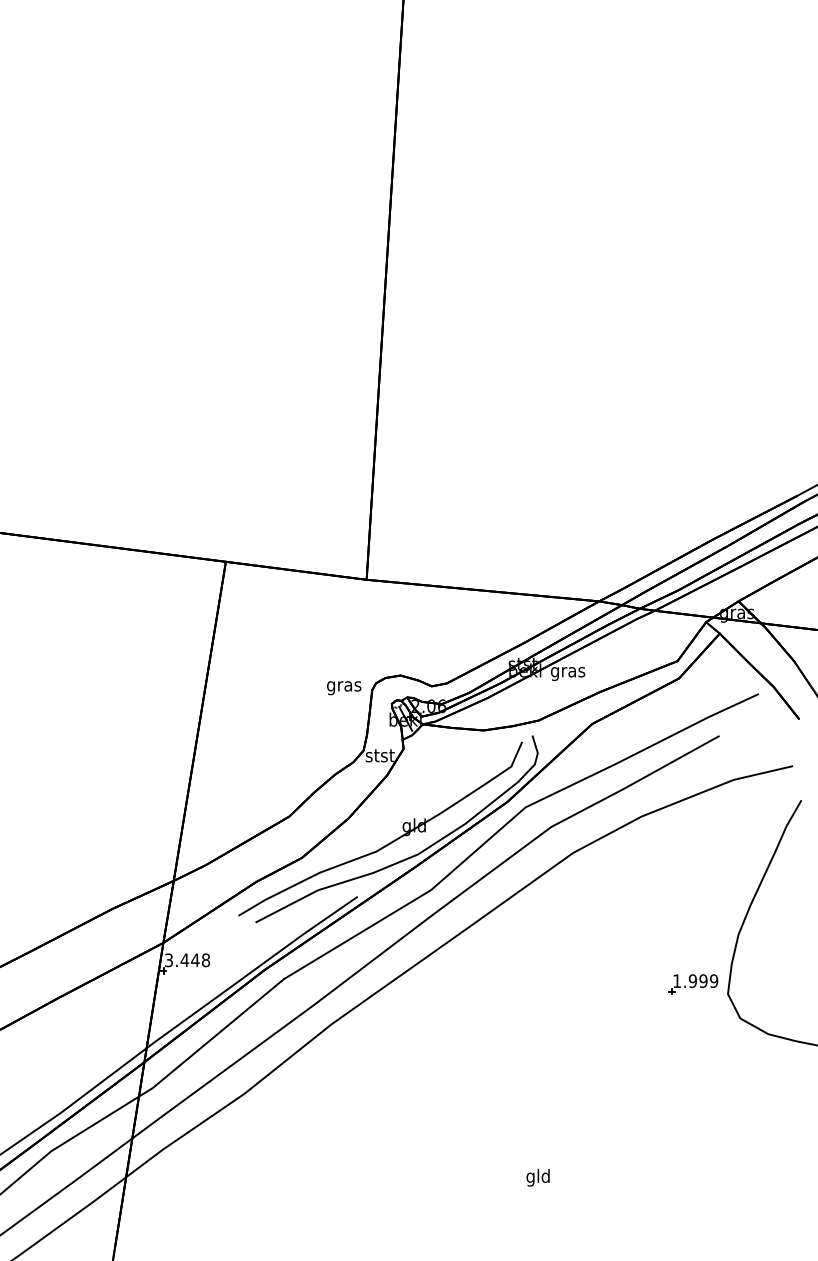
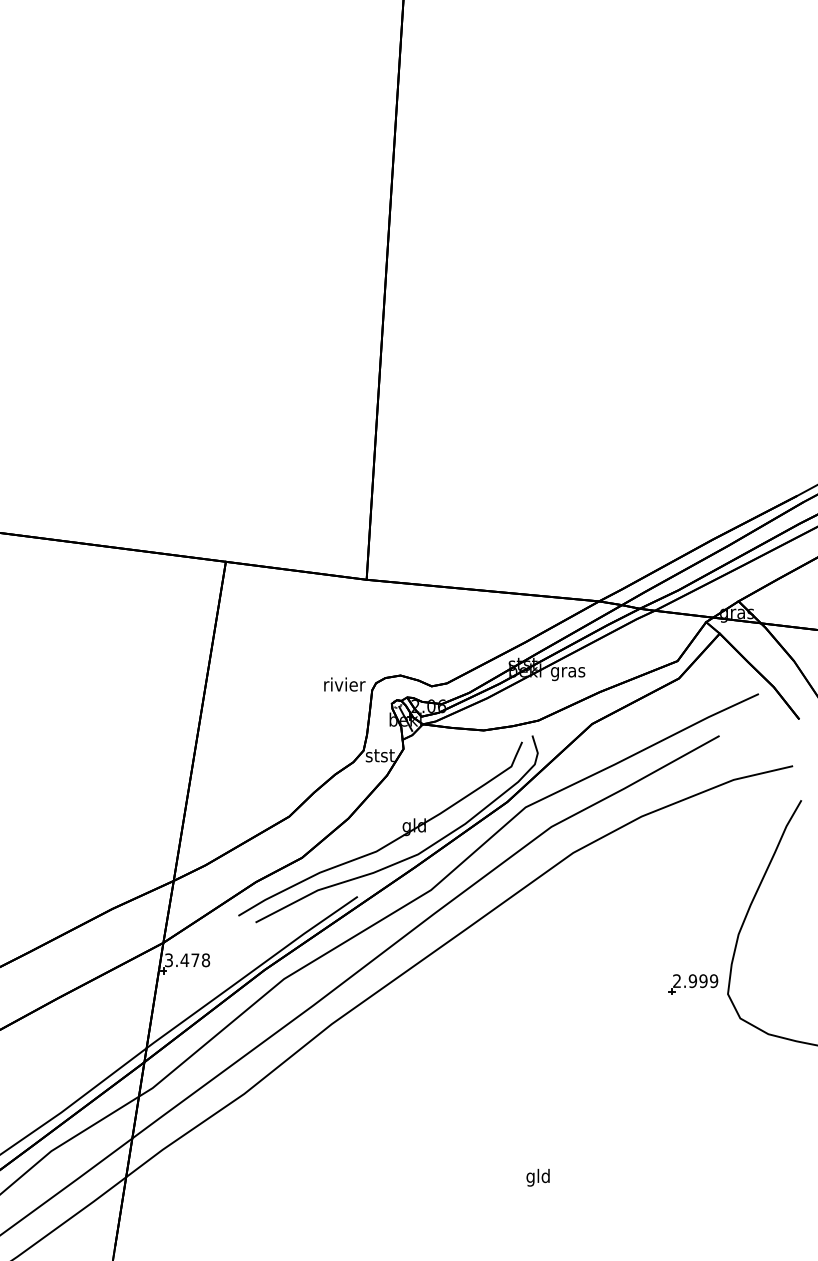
text: gras -> rivier (344, 686)
text: 3.448 -> 3.478 (195, 959)
text: 1.999 -> 2.999 (676, 980)
